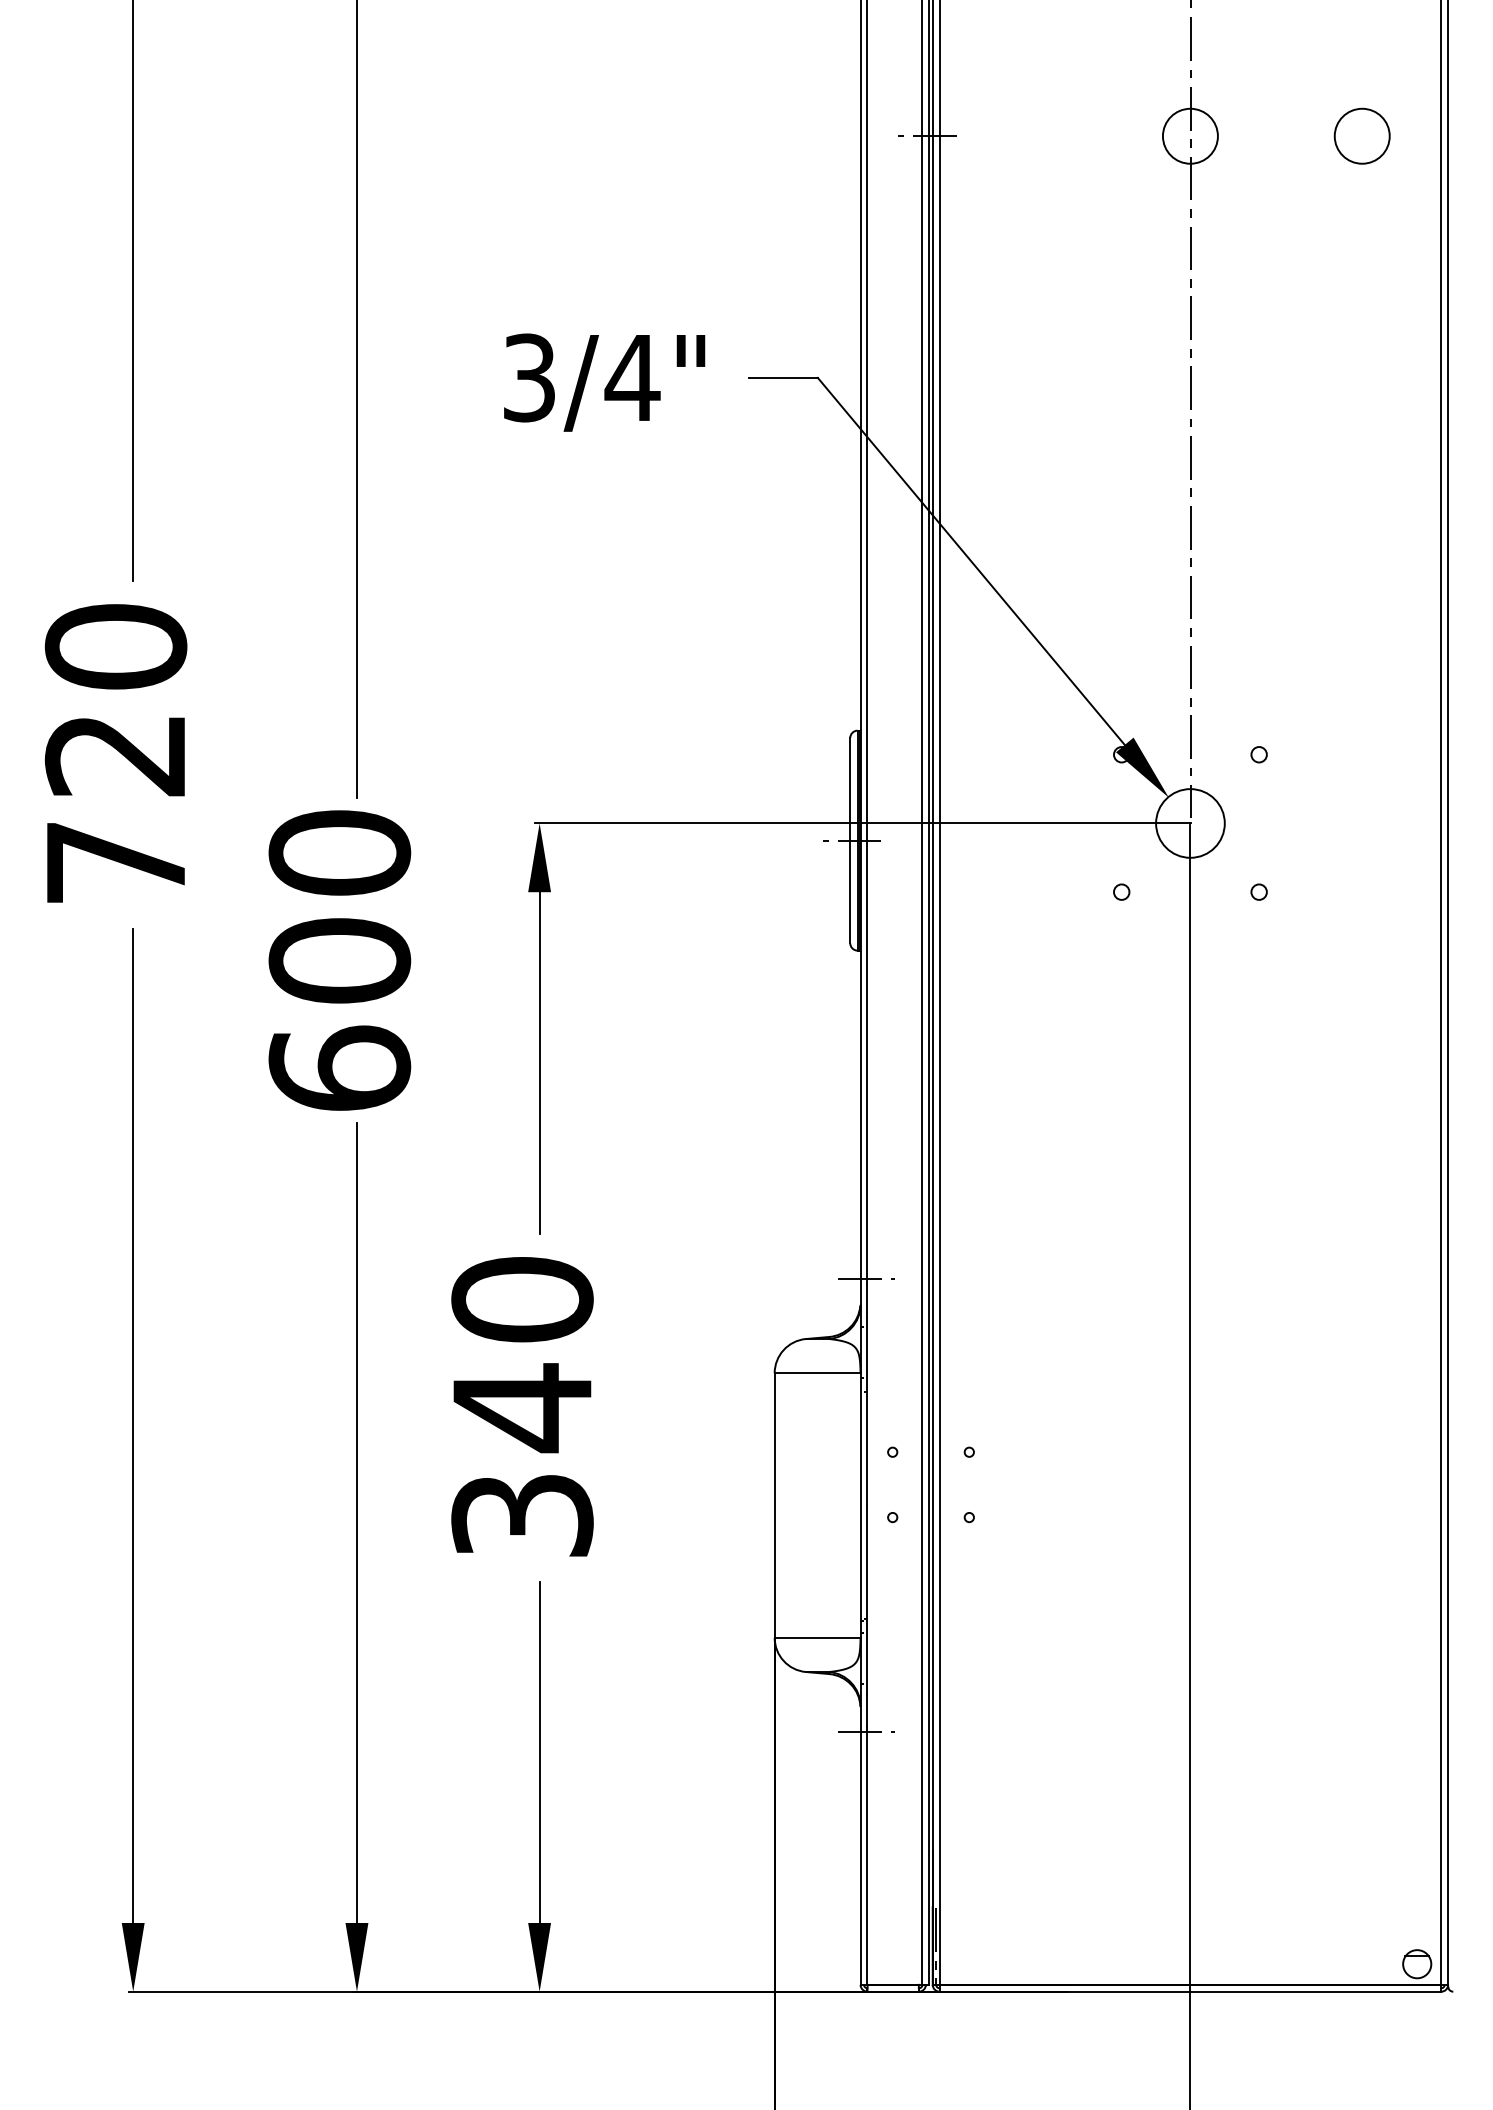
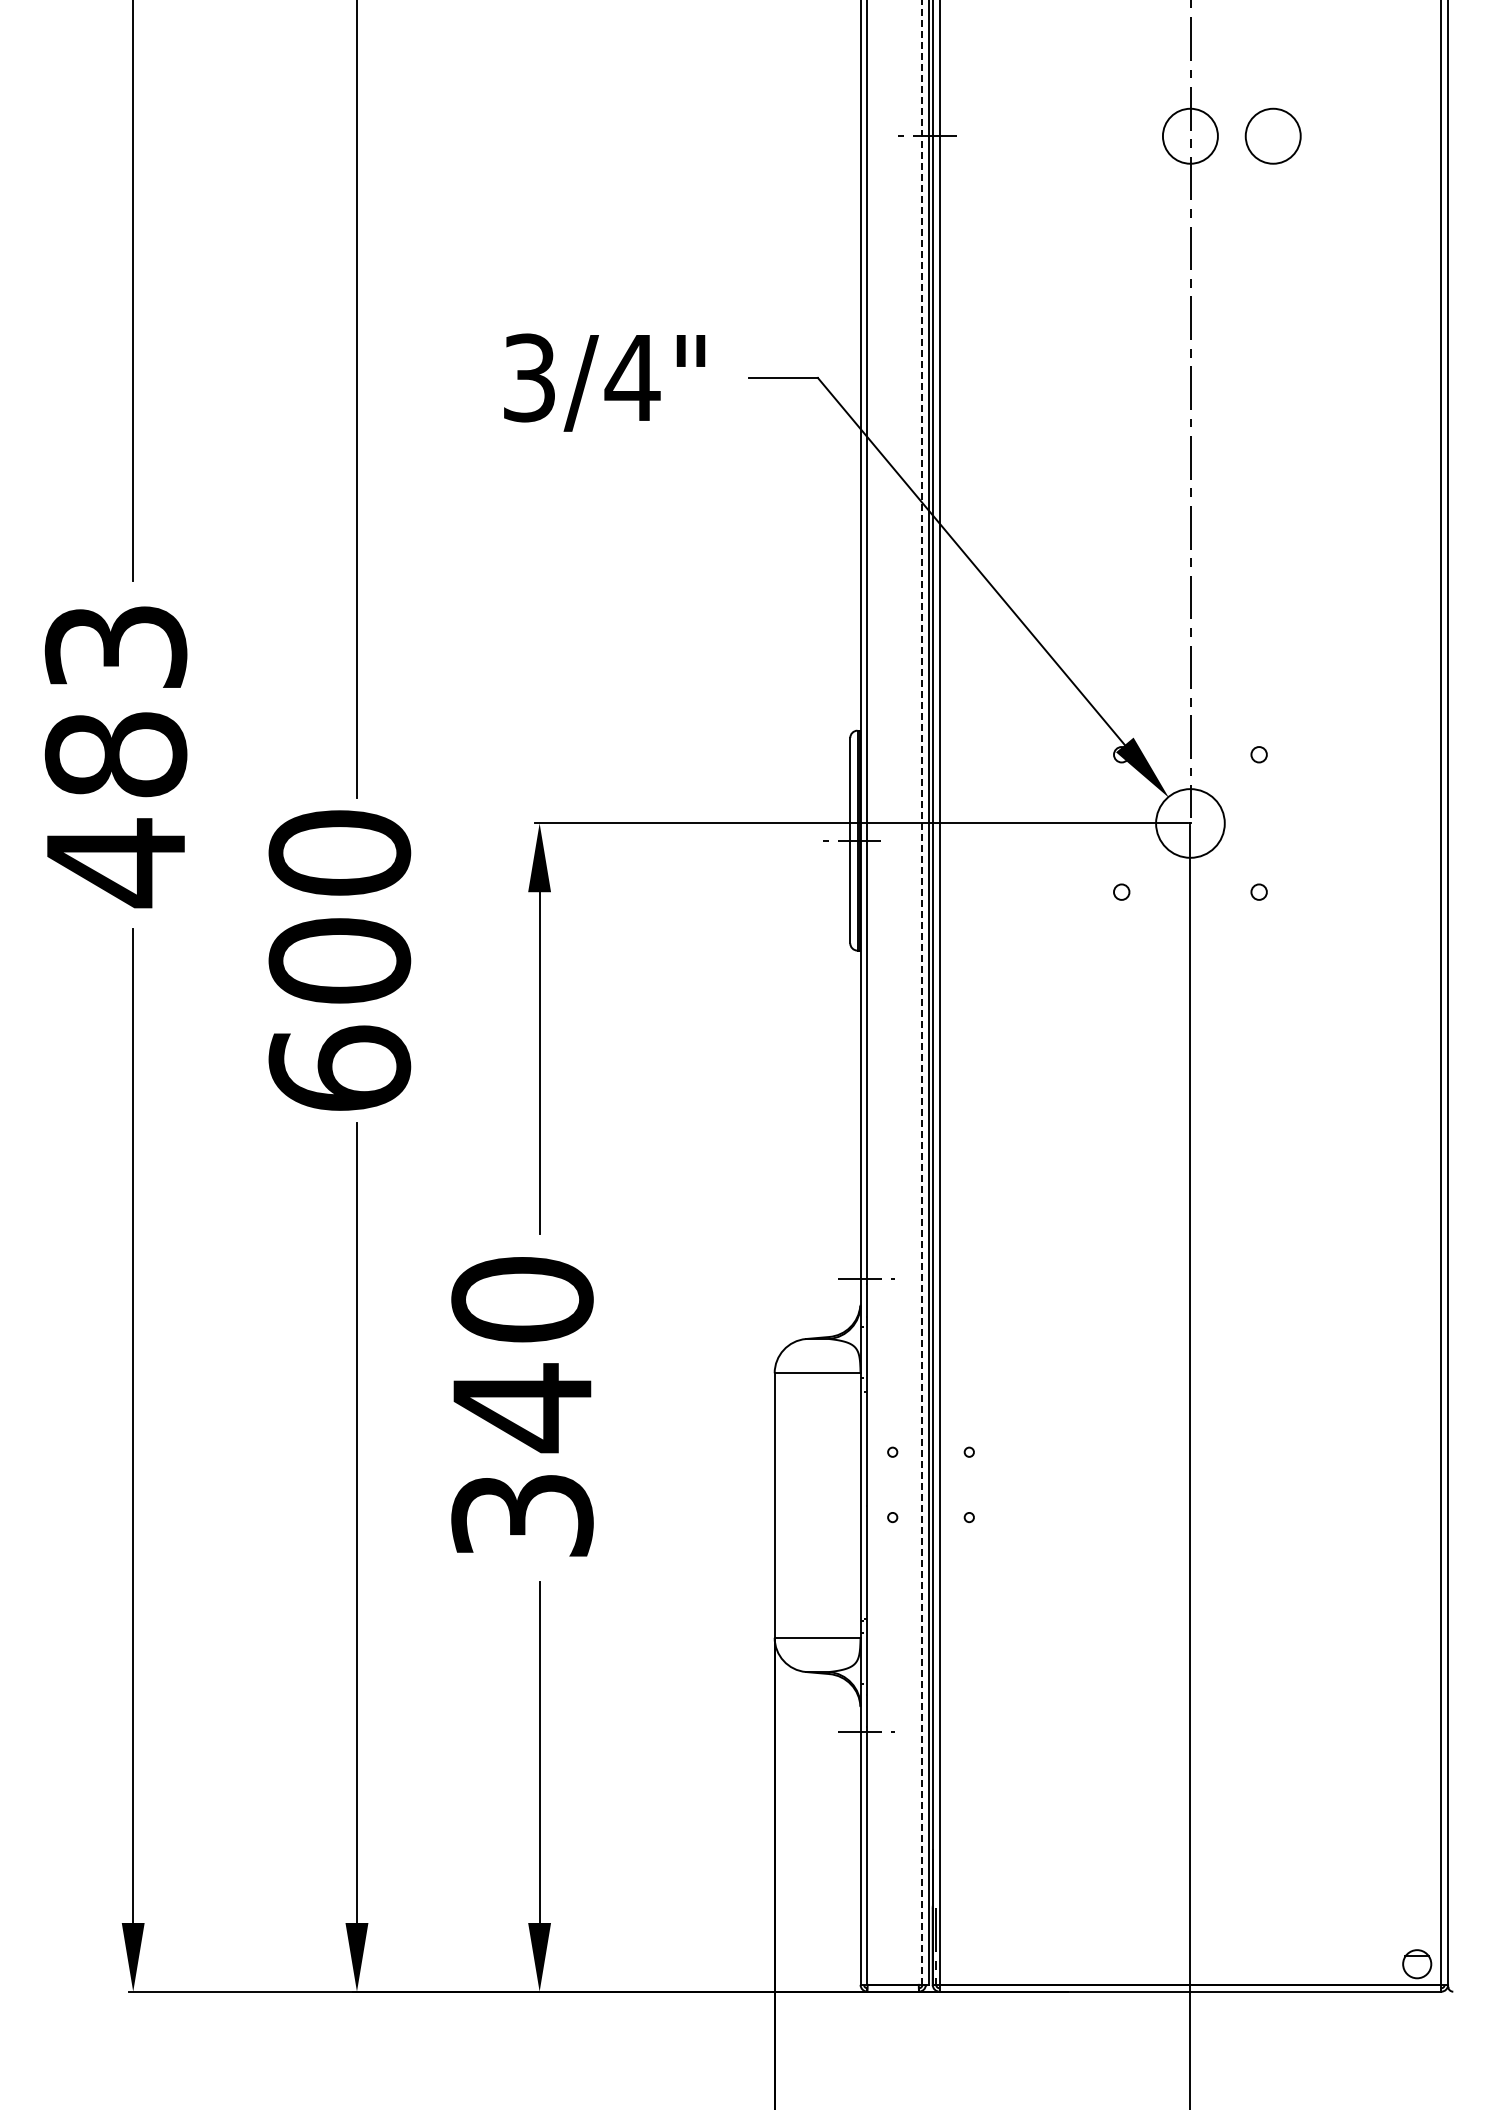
circle position: (1361, 135) -> (1272, 135) (1272, 135)
text: 720 -> 483 (115, 756)
line: solid -> dashed (922, 992)
